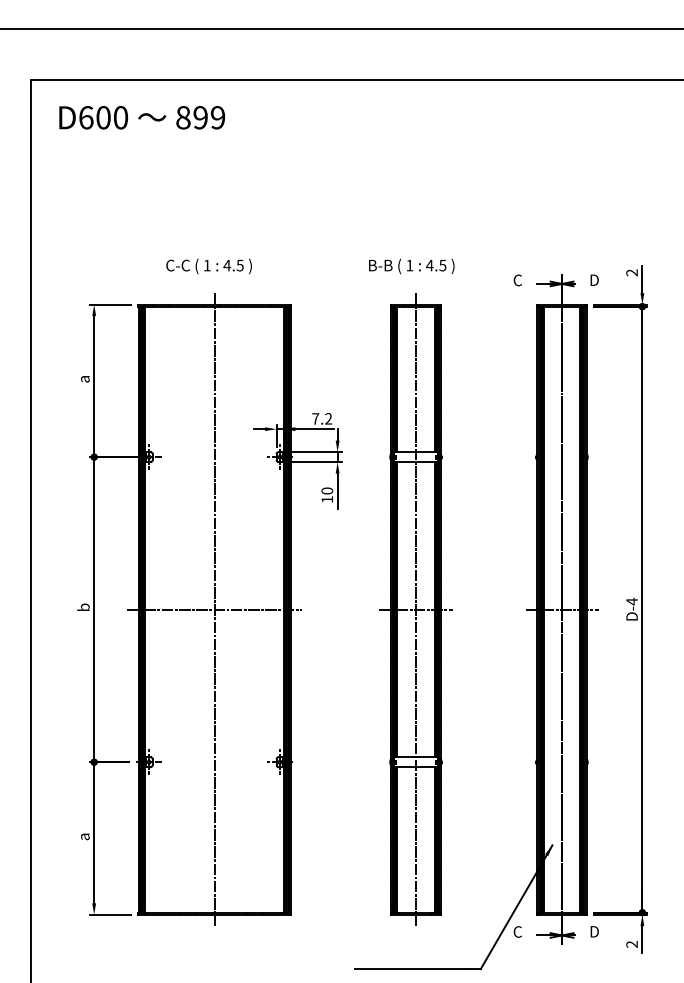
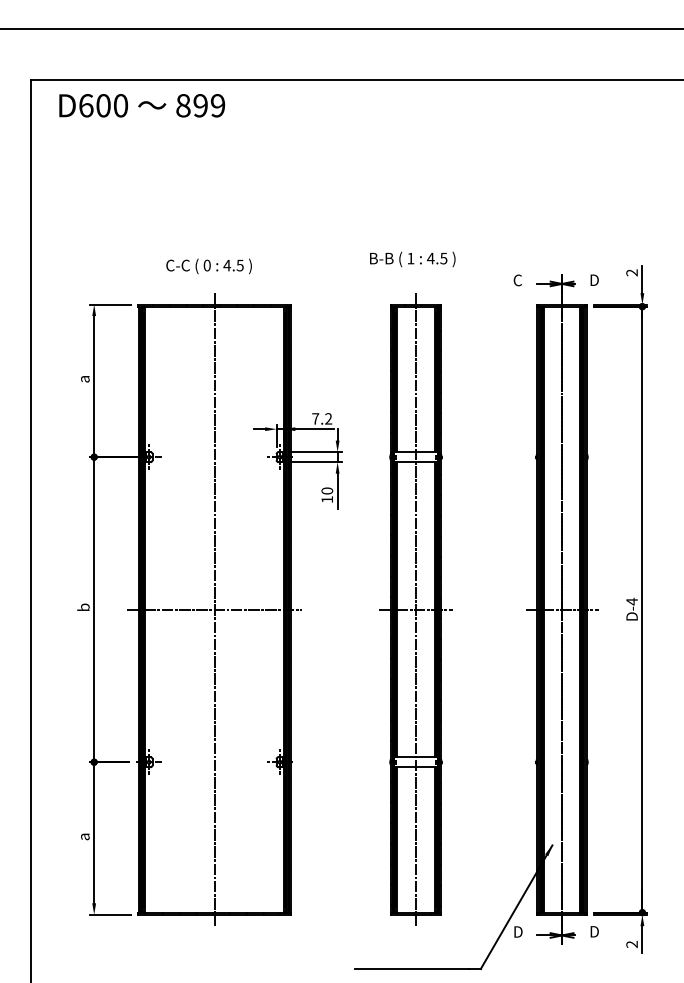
text position: (142, 117) -> (142, 105) (142, 105)
text: 1 -> 0 (206, 265)
text position: (411, 266) -> (412, 259) (412, 259)
text: C -> D (517, 931)
